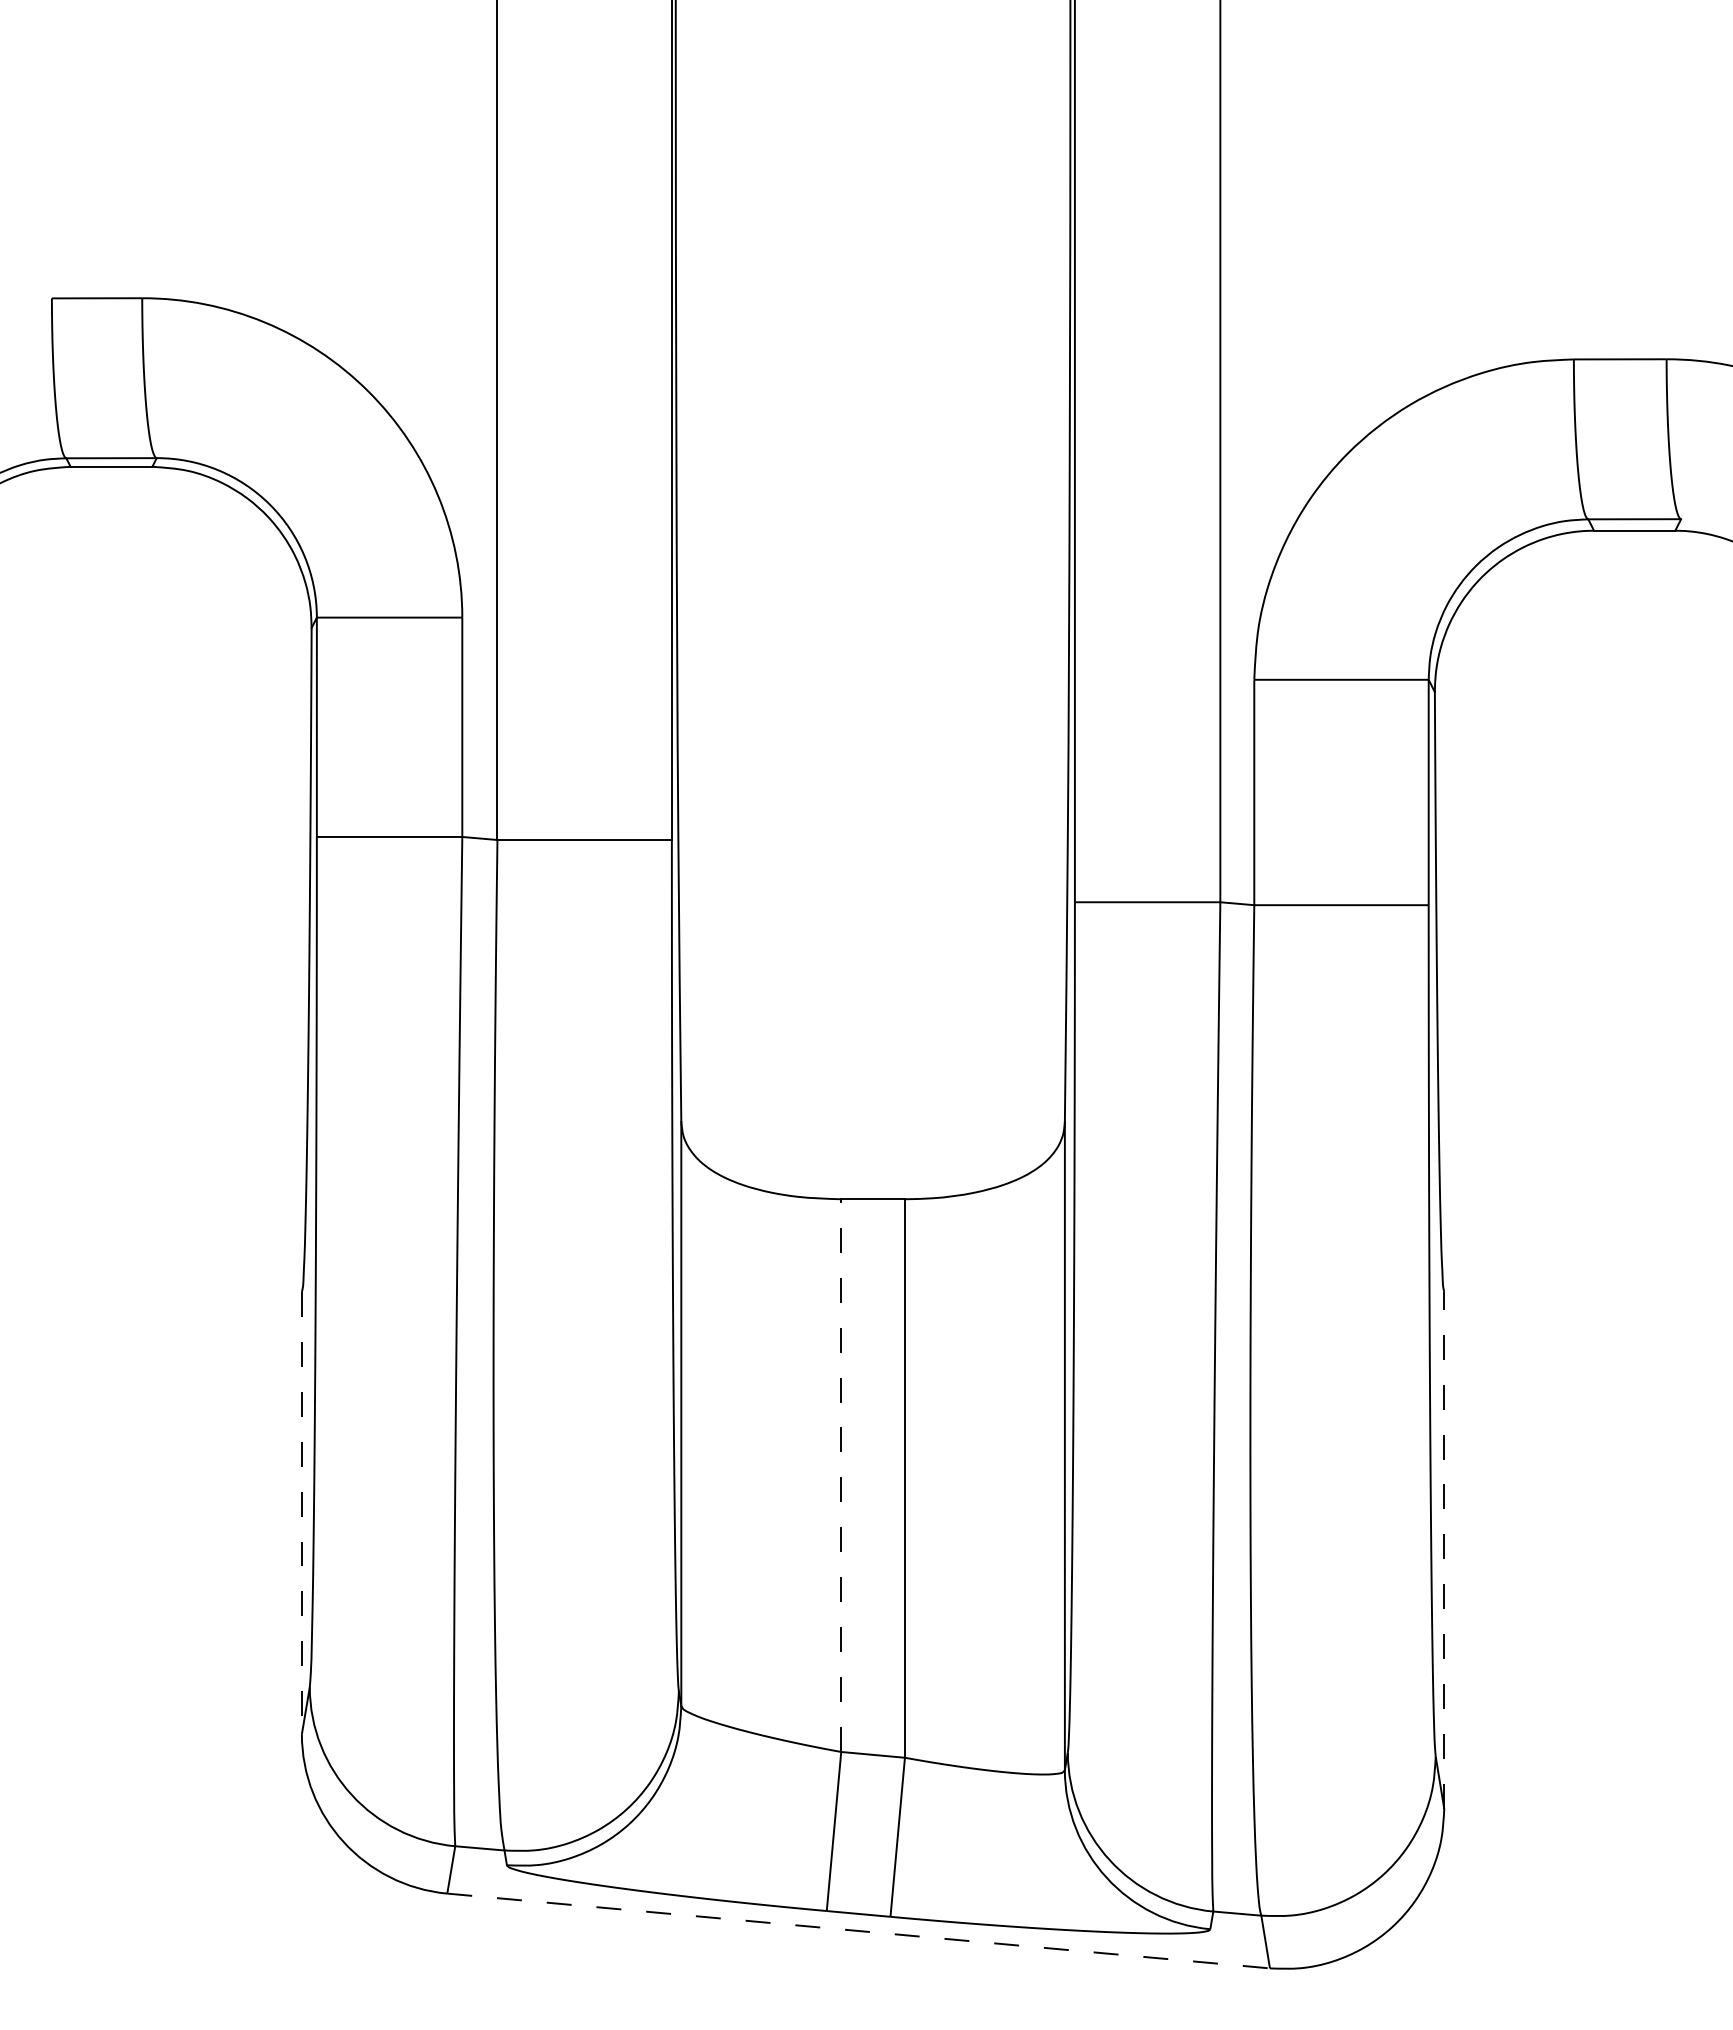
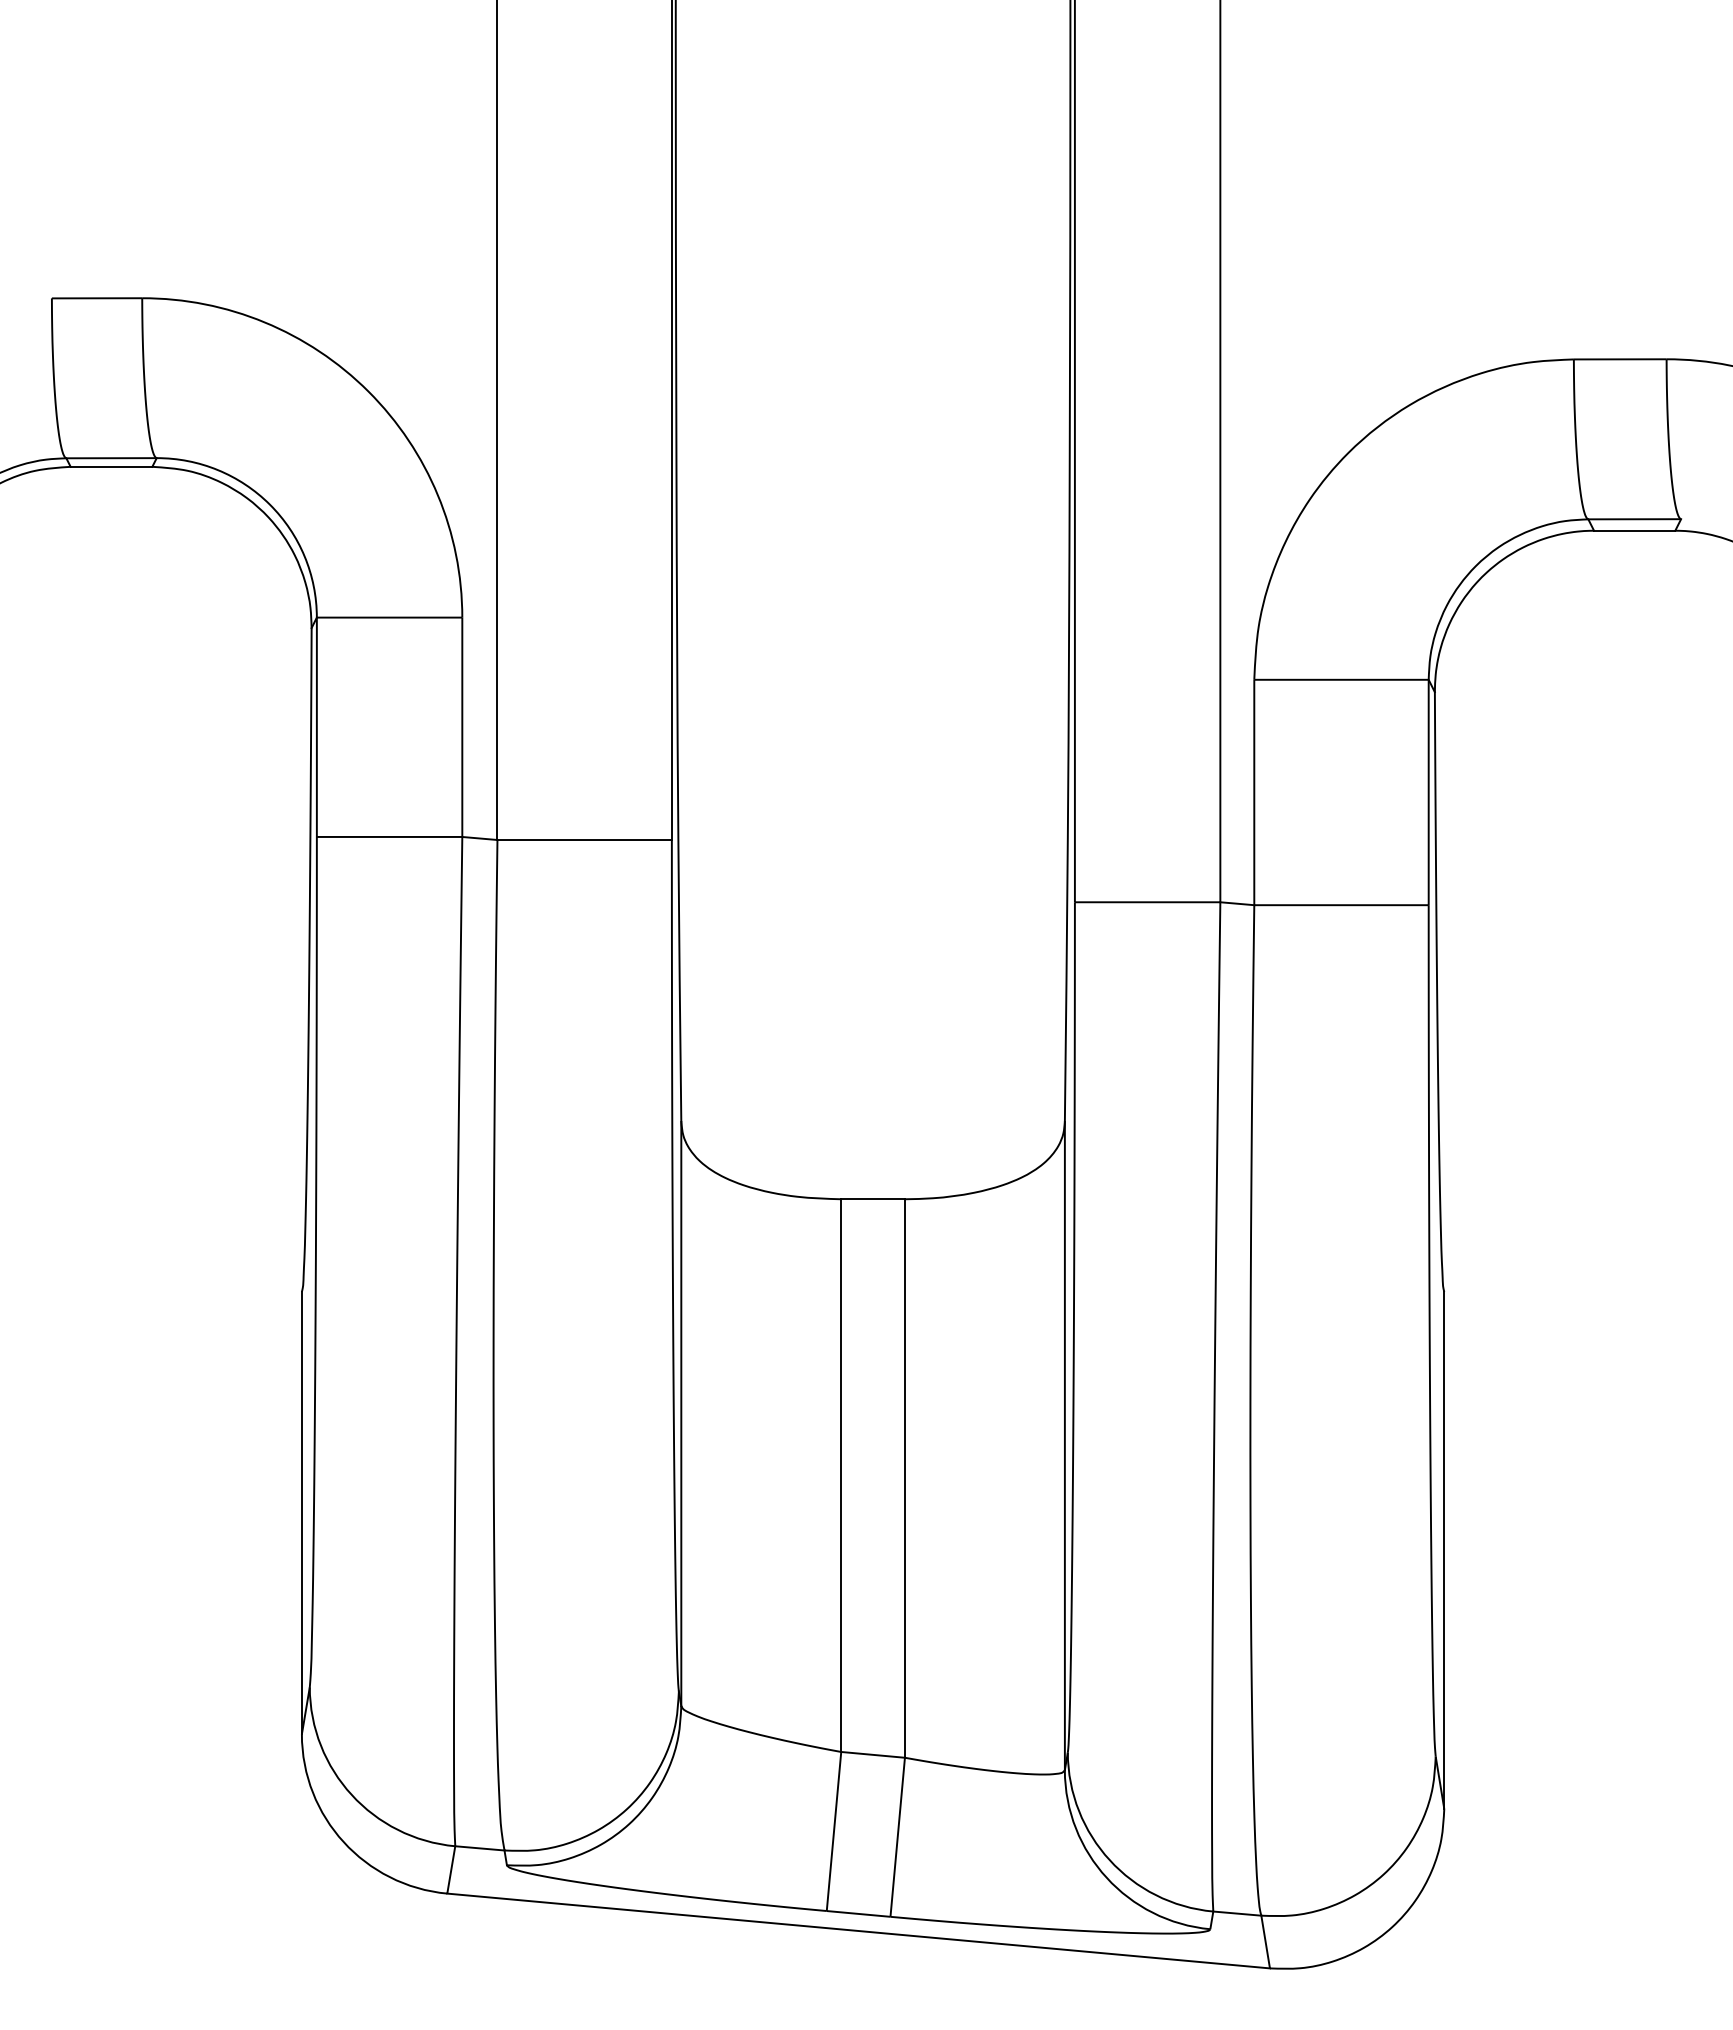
line: dashed -> solid (841, 1475)
line: dashed -> solid (301, 1513)
line: dashed -> solid (1444, 1550)
line: dashed -> solid (859, 1931)
